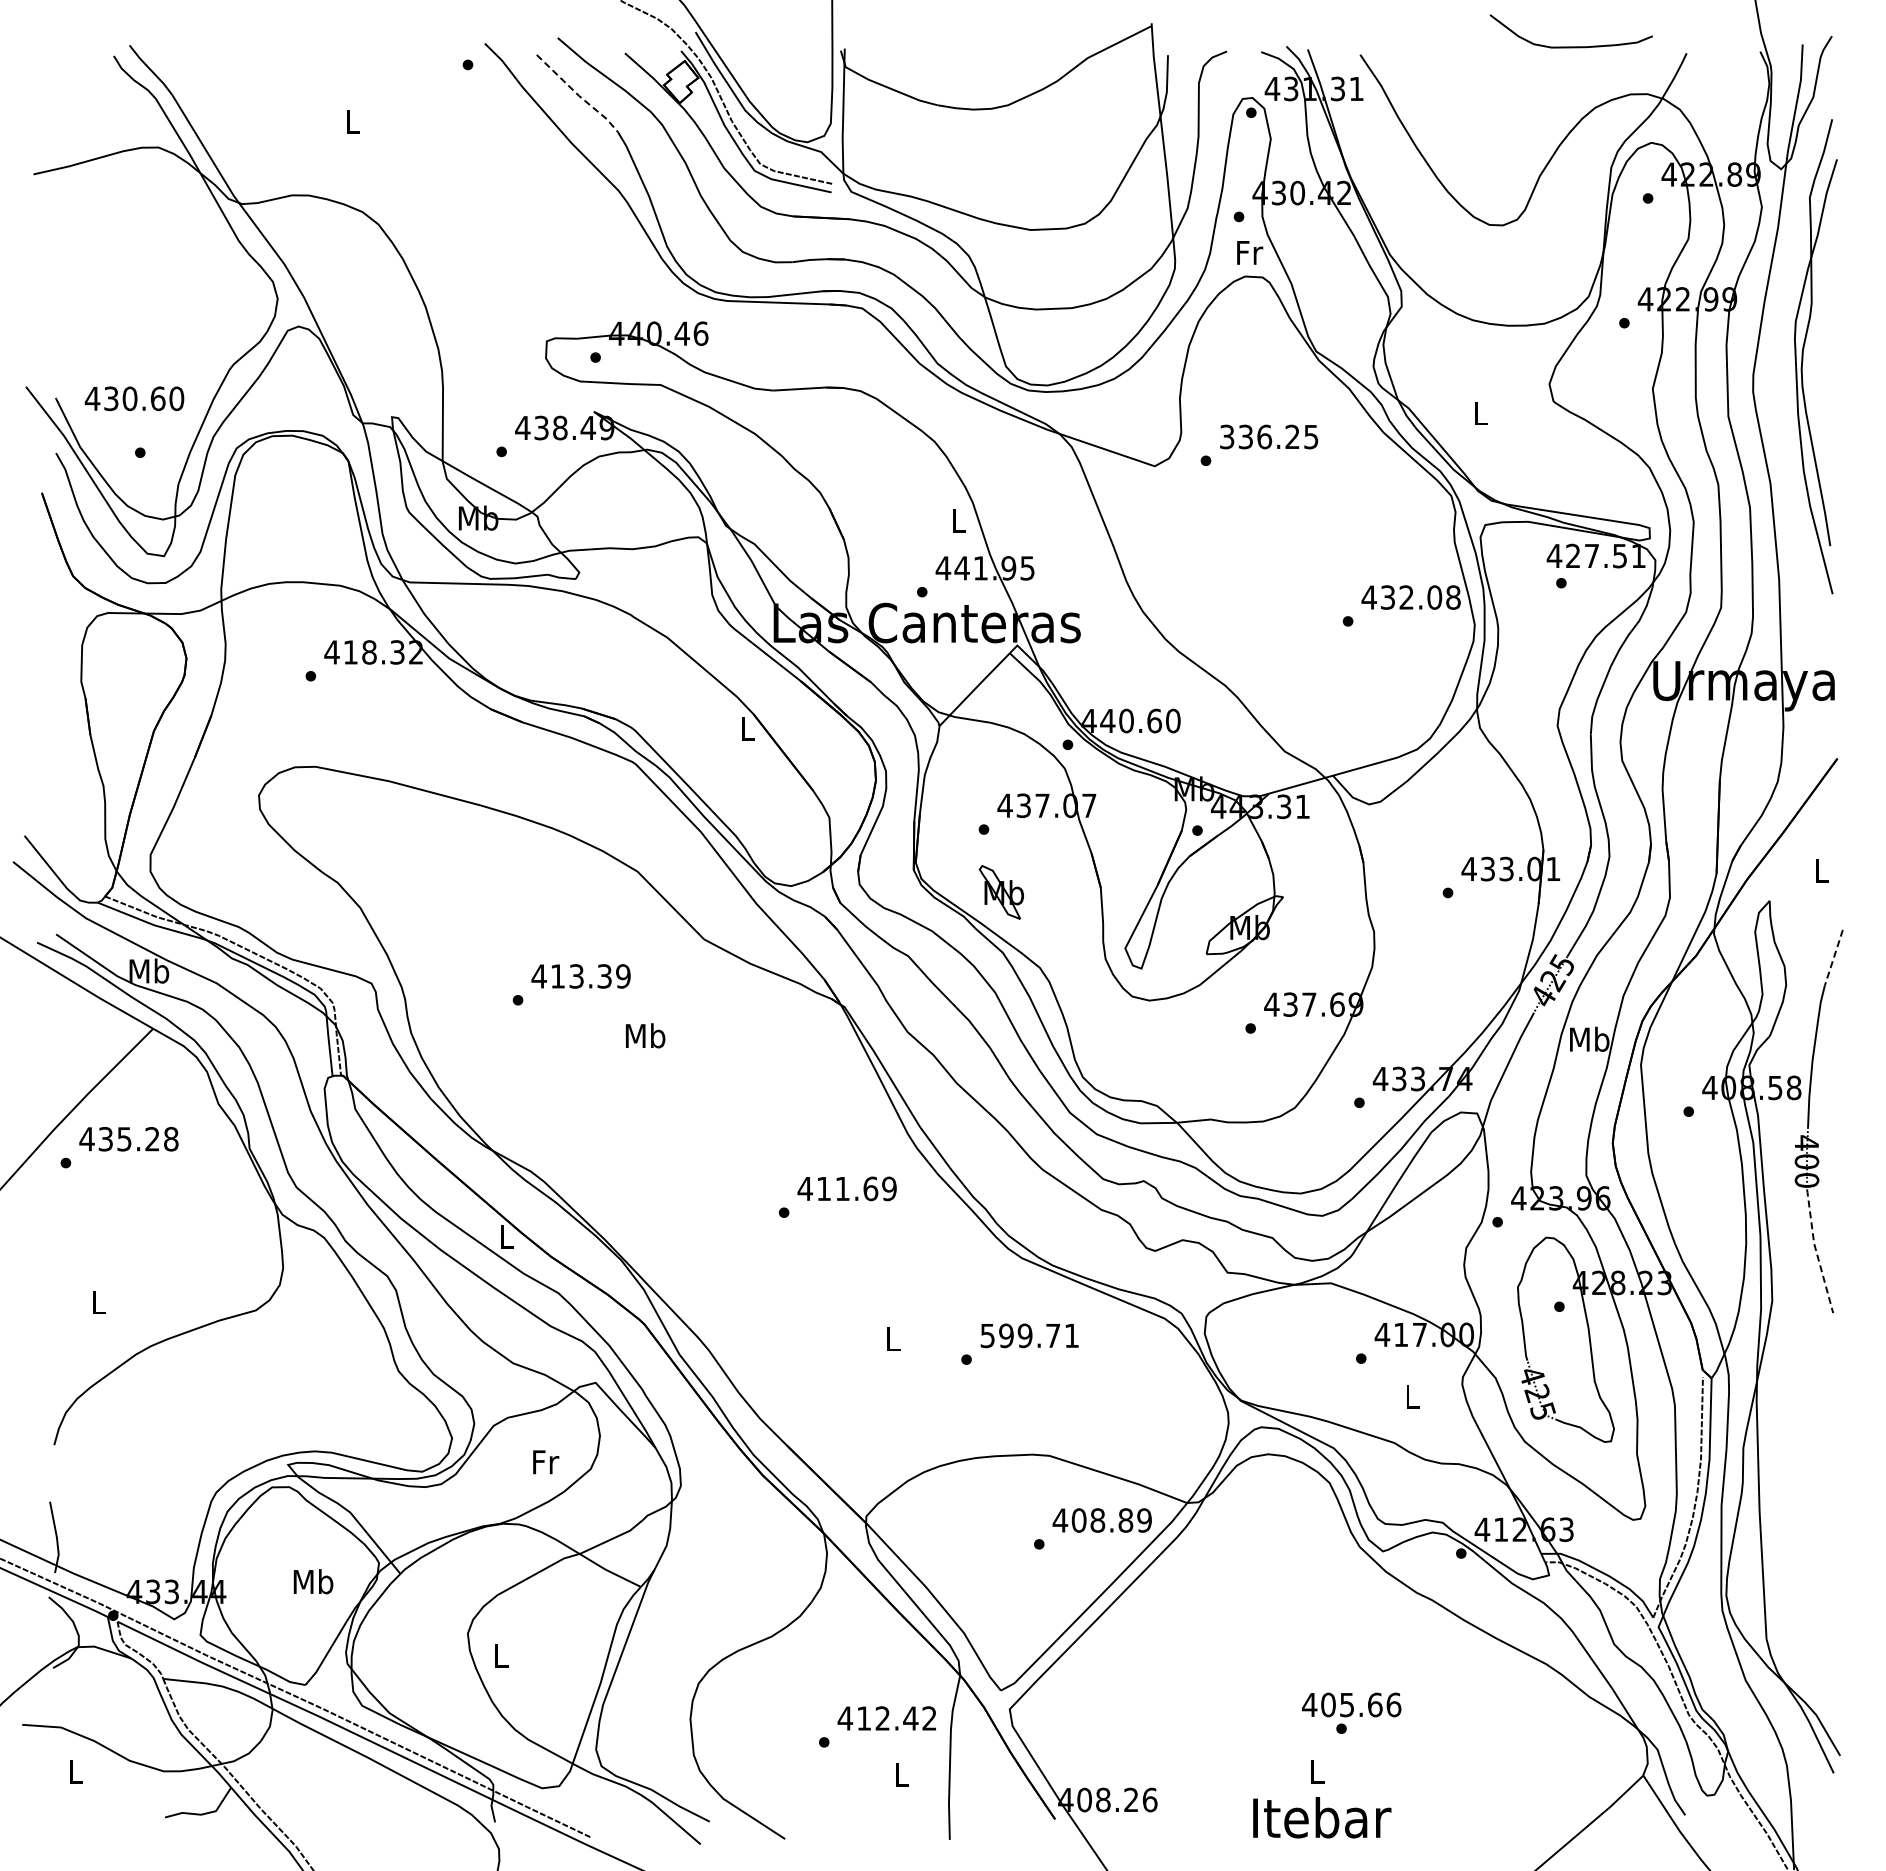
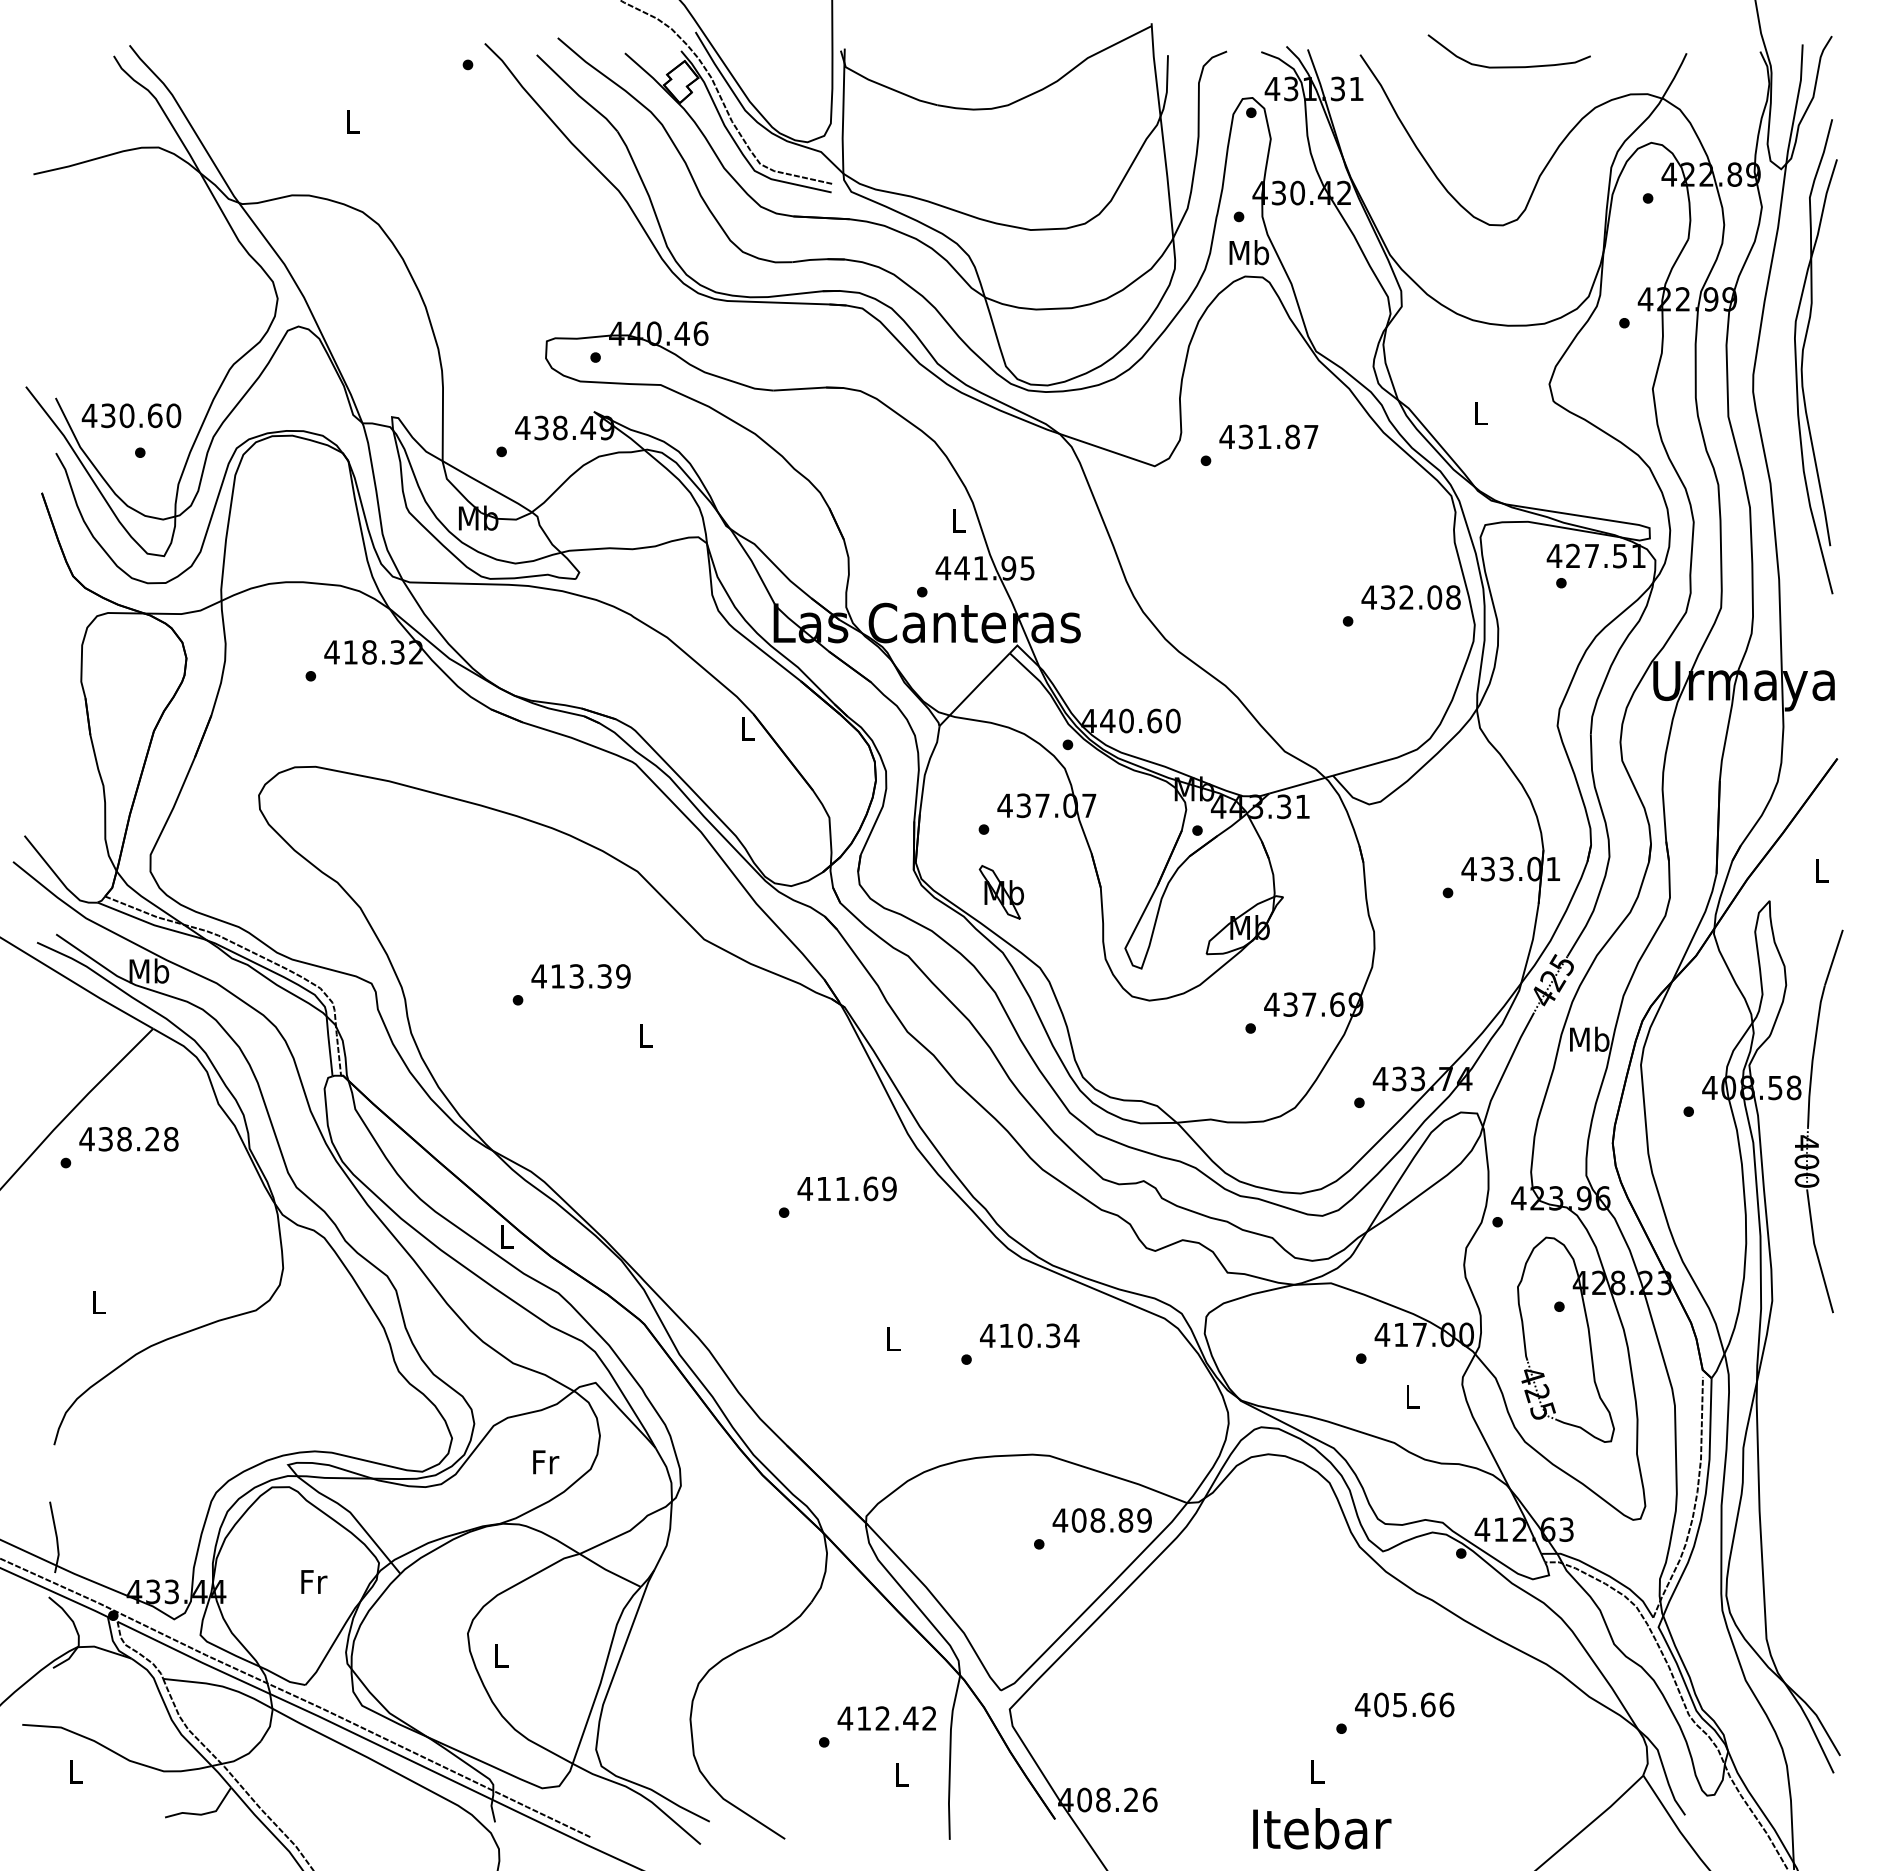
curve position: (1570, 46) -> (1508, 66) (1508, 66)
line: dashed -> solid (578, 95)
text: Fr -> Mb (1249, 252)
text position: (134, 398) -> (131, 415) (131, 415)
text: 336.25 -> 431.87 (1268, 436)
line: dashed -> solid (1833, 958)
text: Mb -> L (645, 1035)
text: 435.28 -> 438.28 (124, 1139)
line: dashed -> solid (1816, 1251)
text: 599.71 -> 410.34 (1029, 1335)
text: Mb -> Fr (313, 1581)
text position: (1351, 1704) -> (1404, 1704) (1404, 1704)
text position: (1322, 1817) -> (1322, 1828) (1322, 1828)
